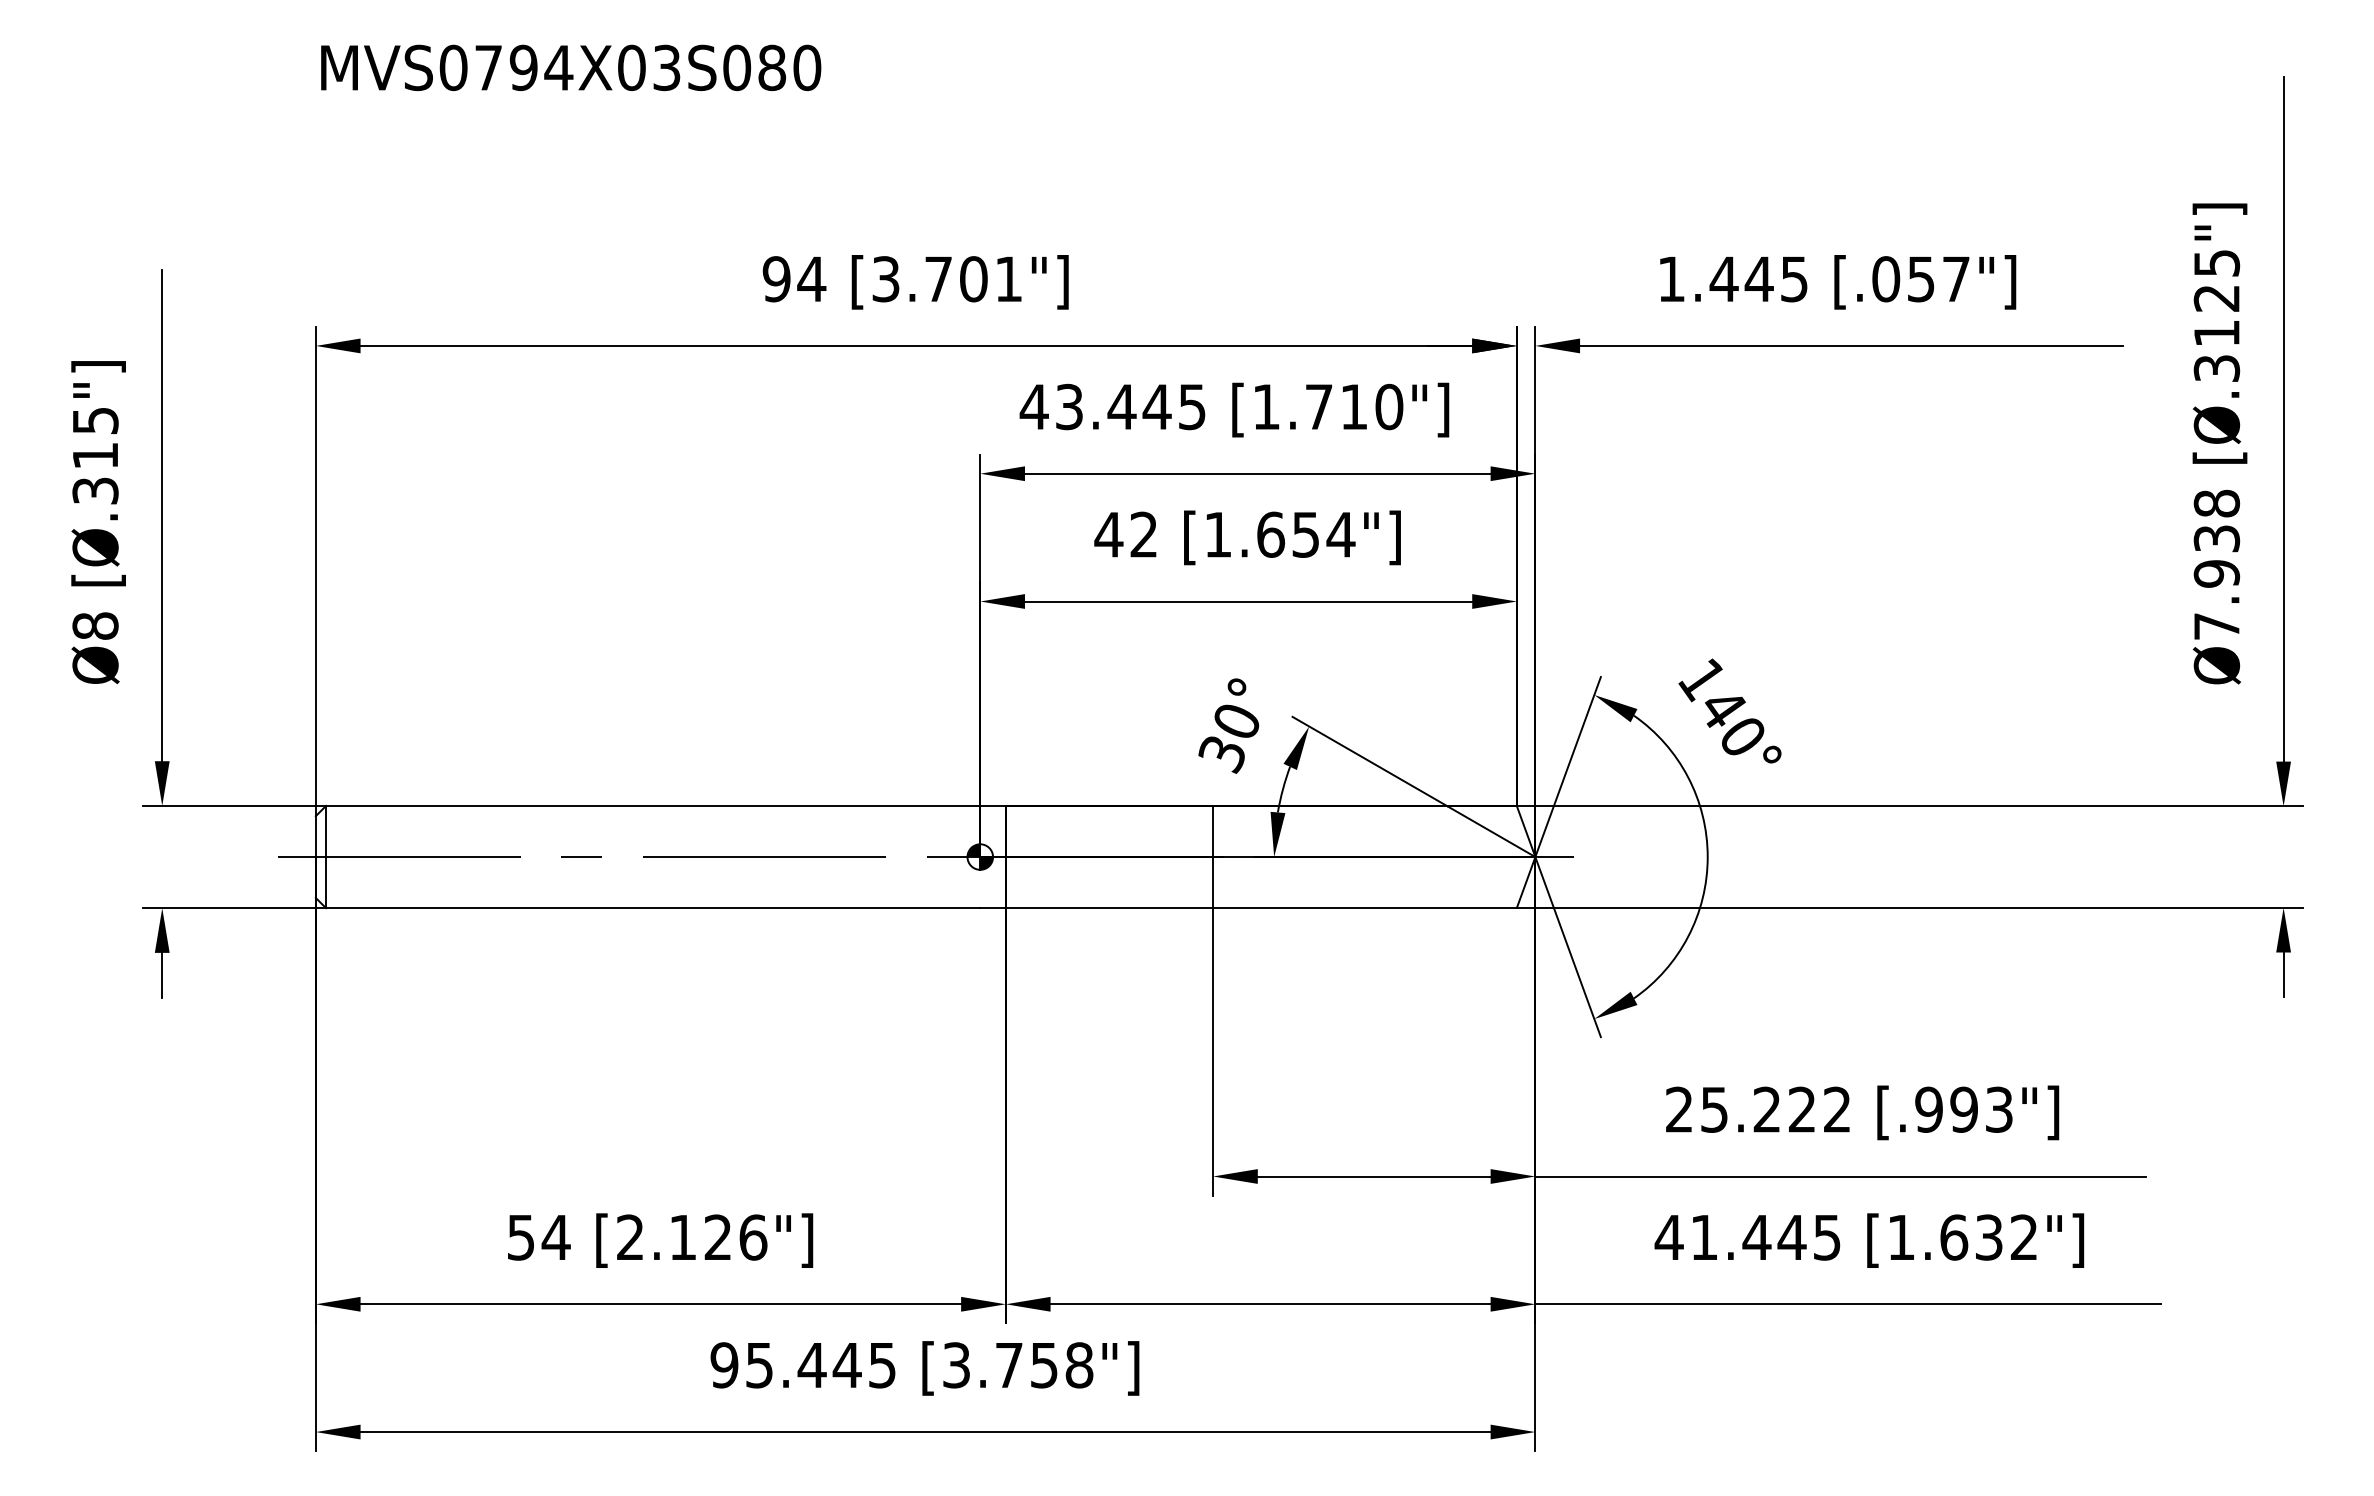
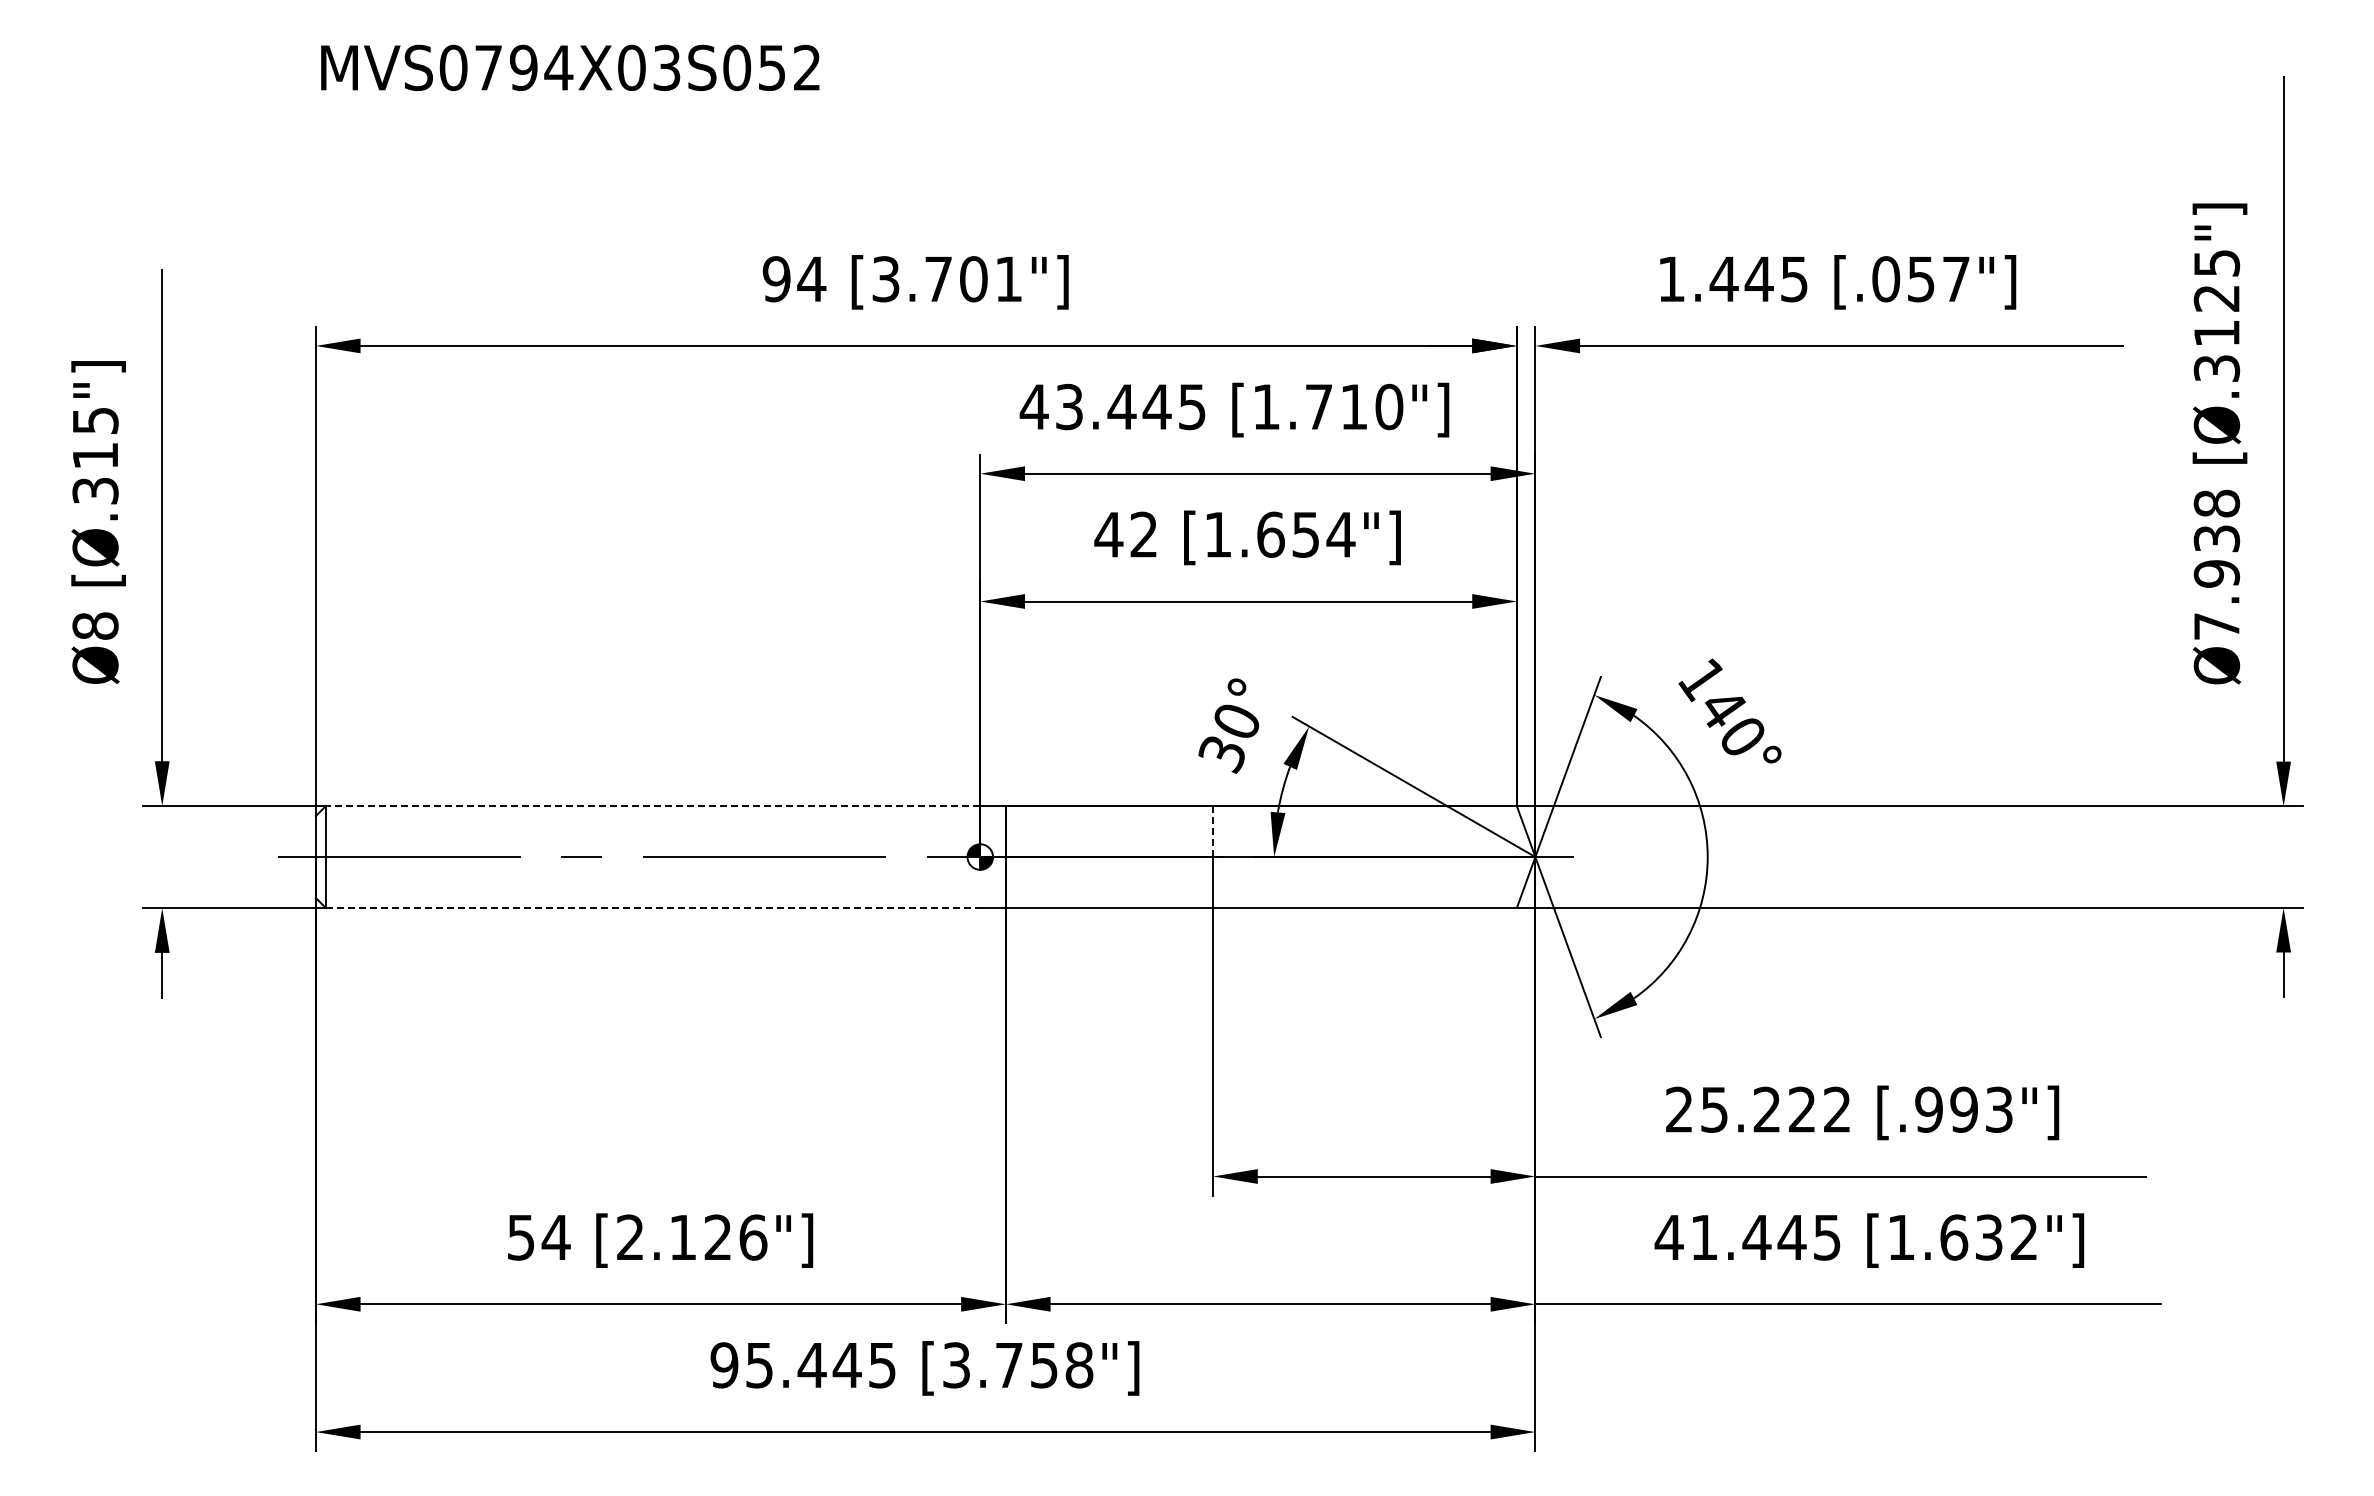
text: MVS0794X03S080 -> MVS0794X03S052 (789, 67)
line: solid -> dashed (652, 805)
line: solid -> dashed (1213, 832)
line: solid -> dashed (653, 908)
